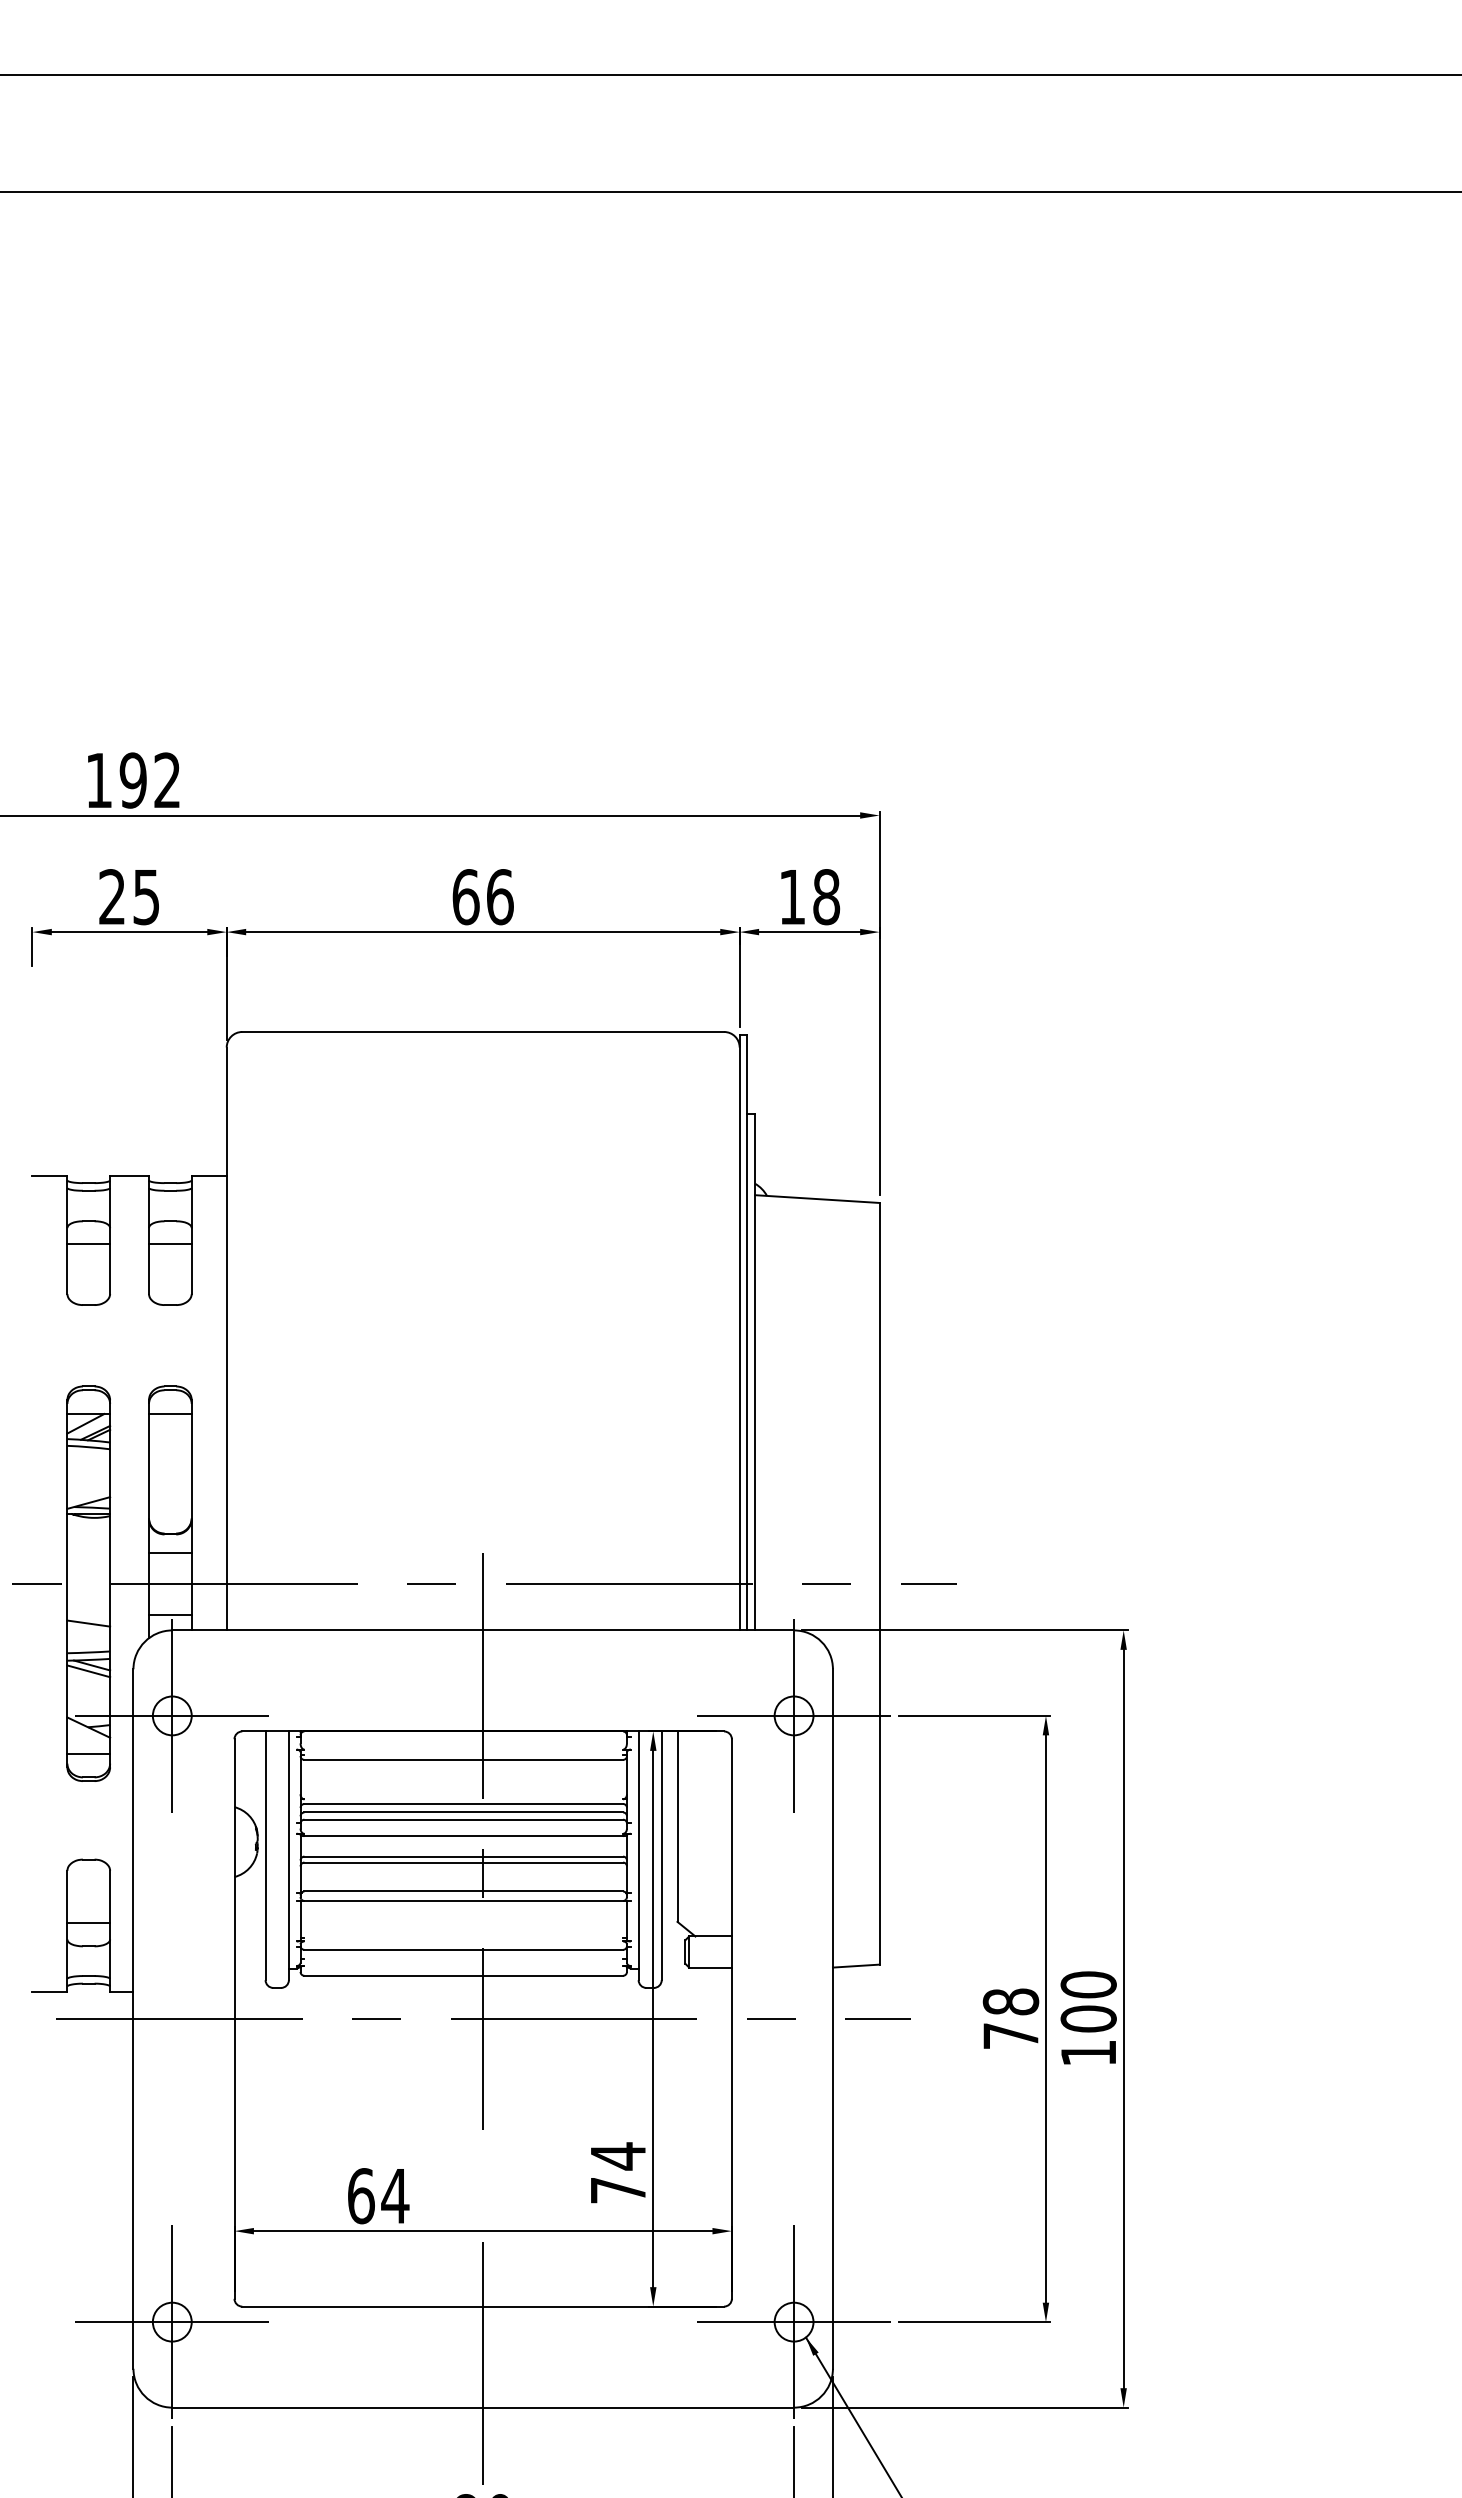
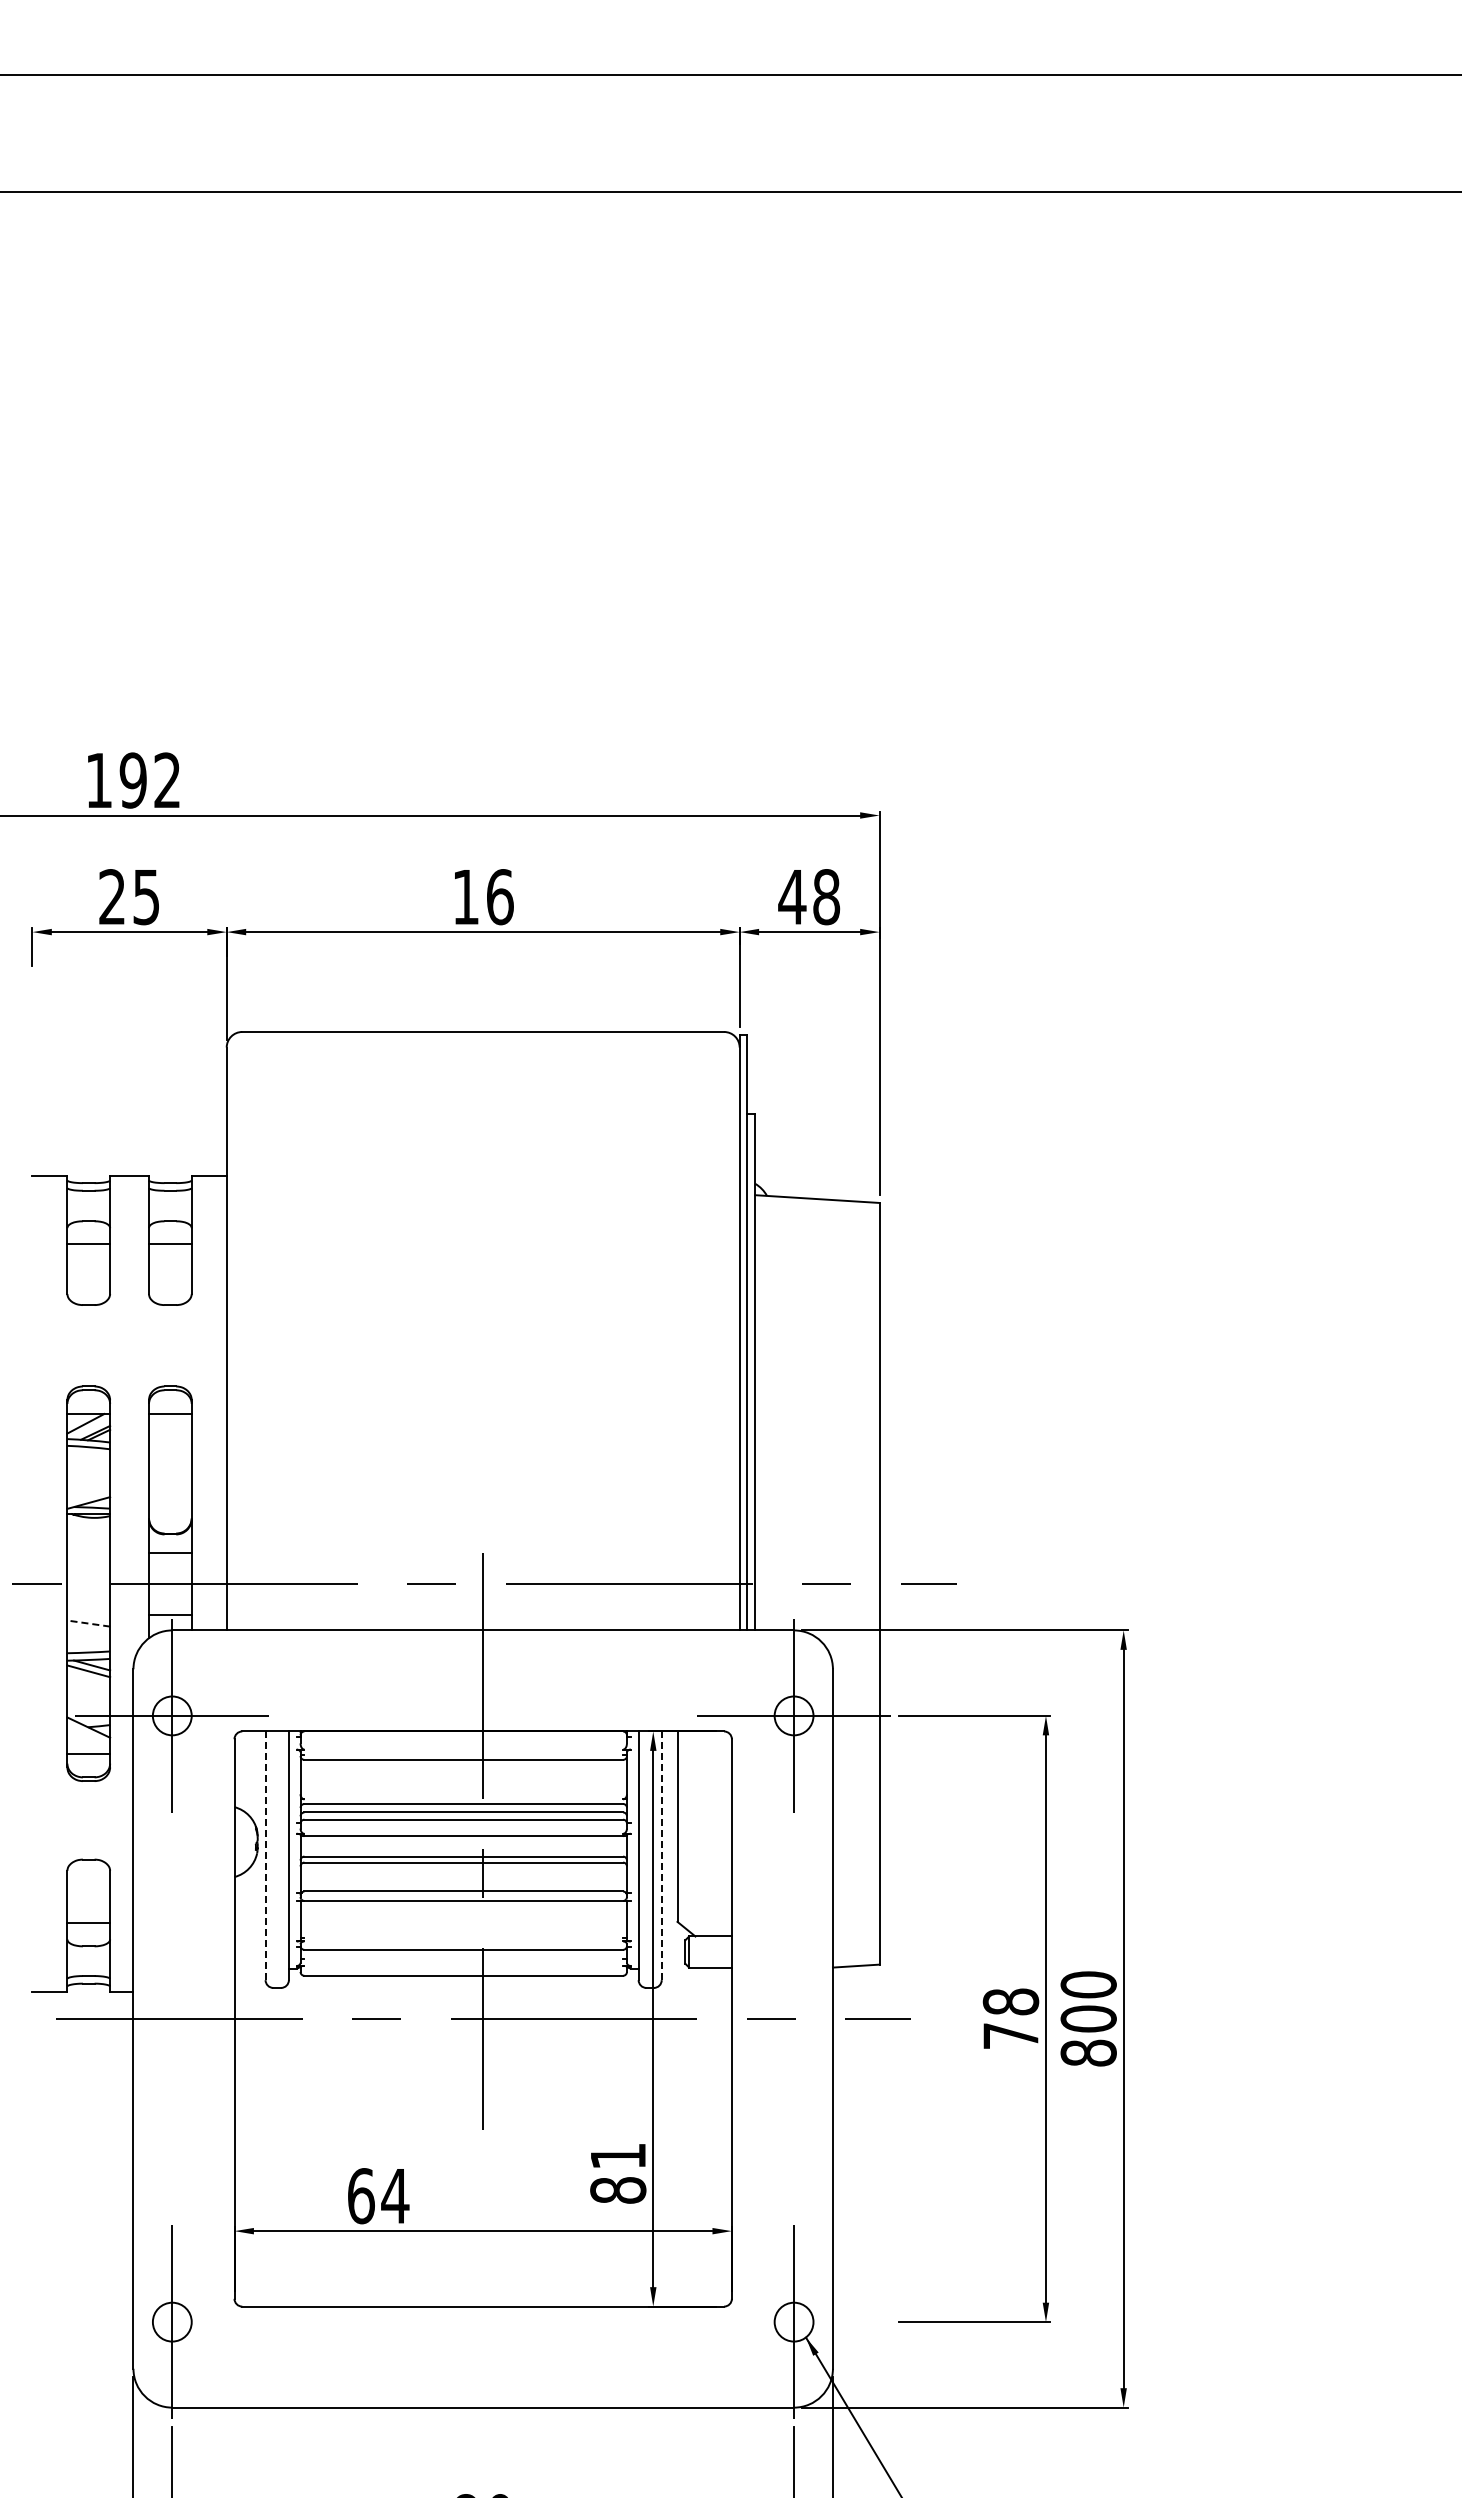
text: 66 -> 16 (465, 897)
text: 18 -> 48 (792, 897)
line: solid -> dashed (88, 1623)
line: solid -> dashed (265, 1855)
line: solid -> dashed (661, 1855)
text: 100 -> 800 (1088, 2052)
text: 74 -> 81 (618, 2172)
line: present -> none (172, 2322)
line: present -> none (793, 2322)
line: present -> none (483, 2363)
